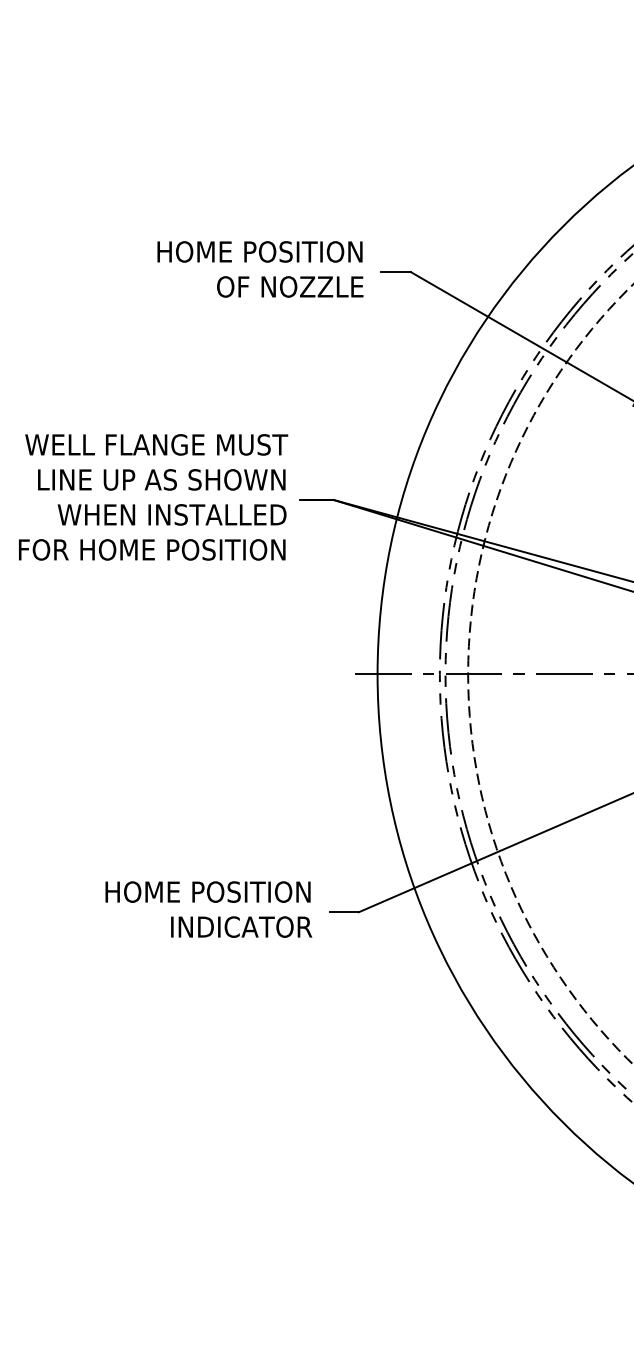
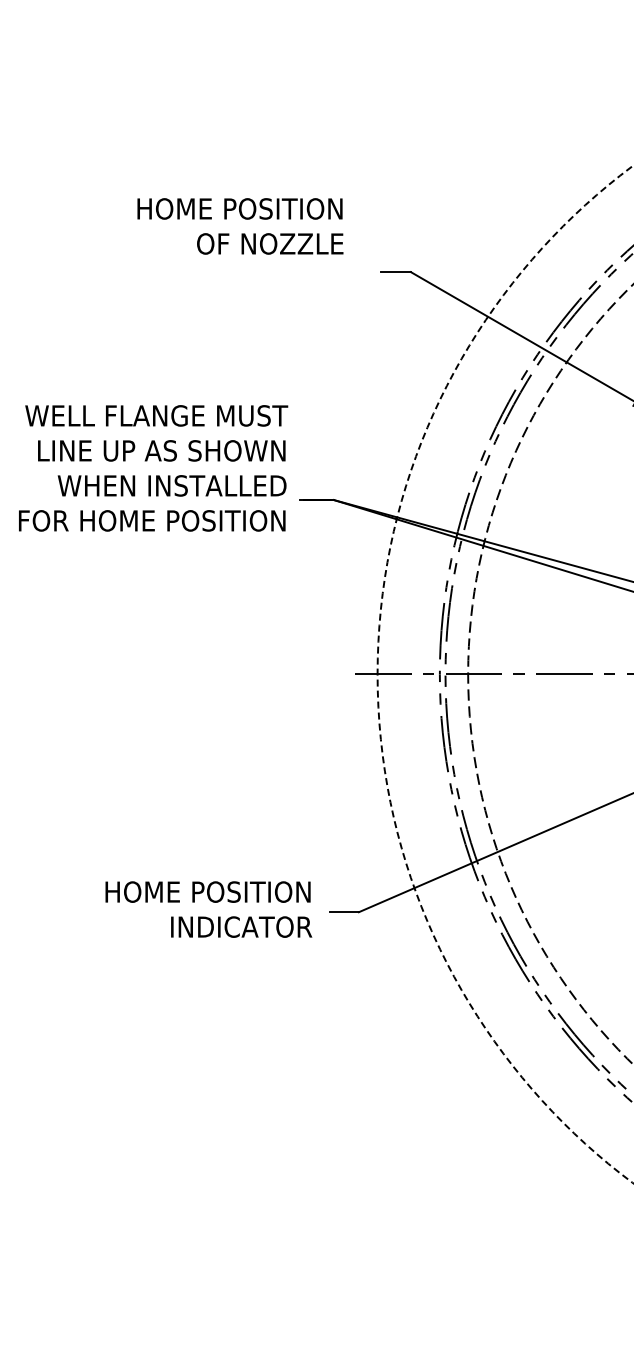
text position: (260, 269) -> (240, 226) (240, 226)
text position: (153, 497) -> (153, 468) (153, 468)
circle: solid -> dashed (505, 674)
